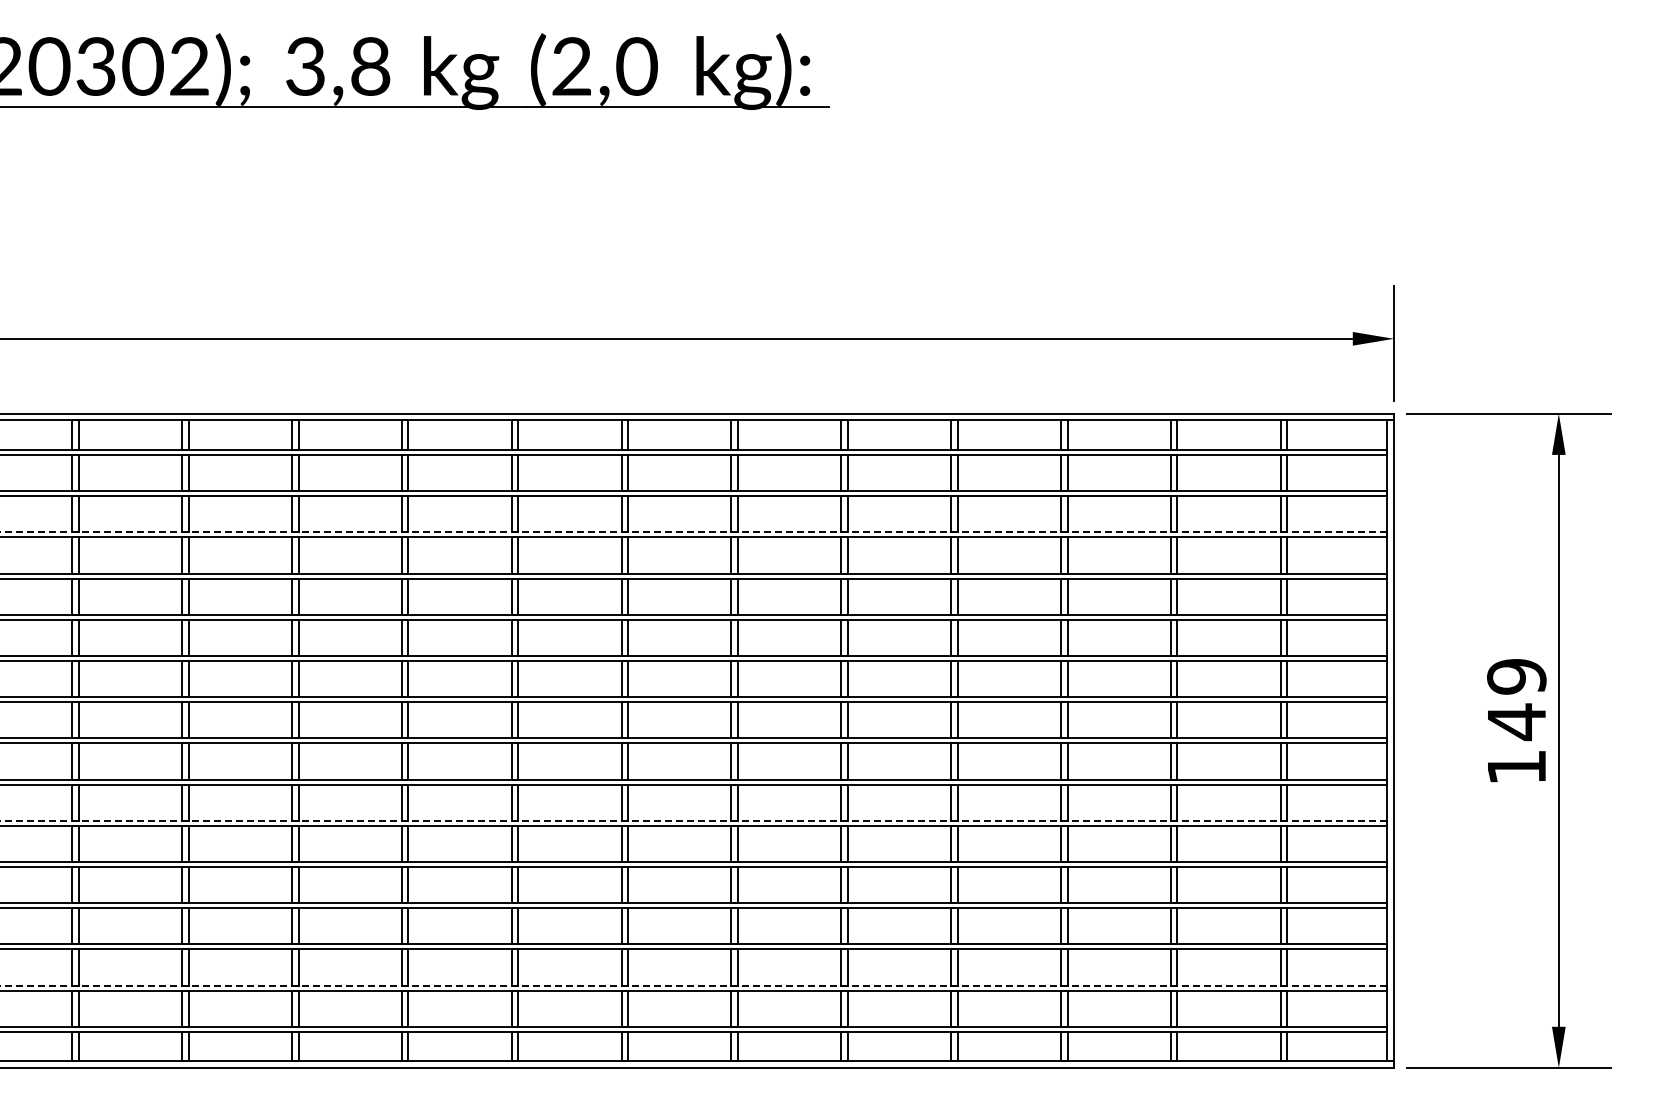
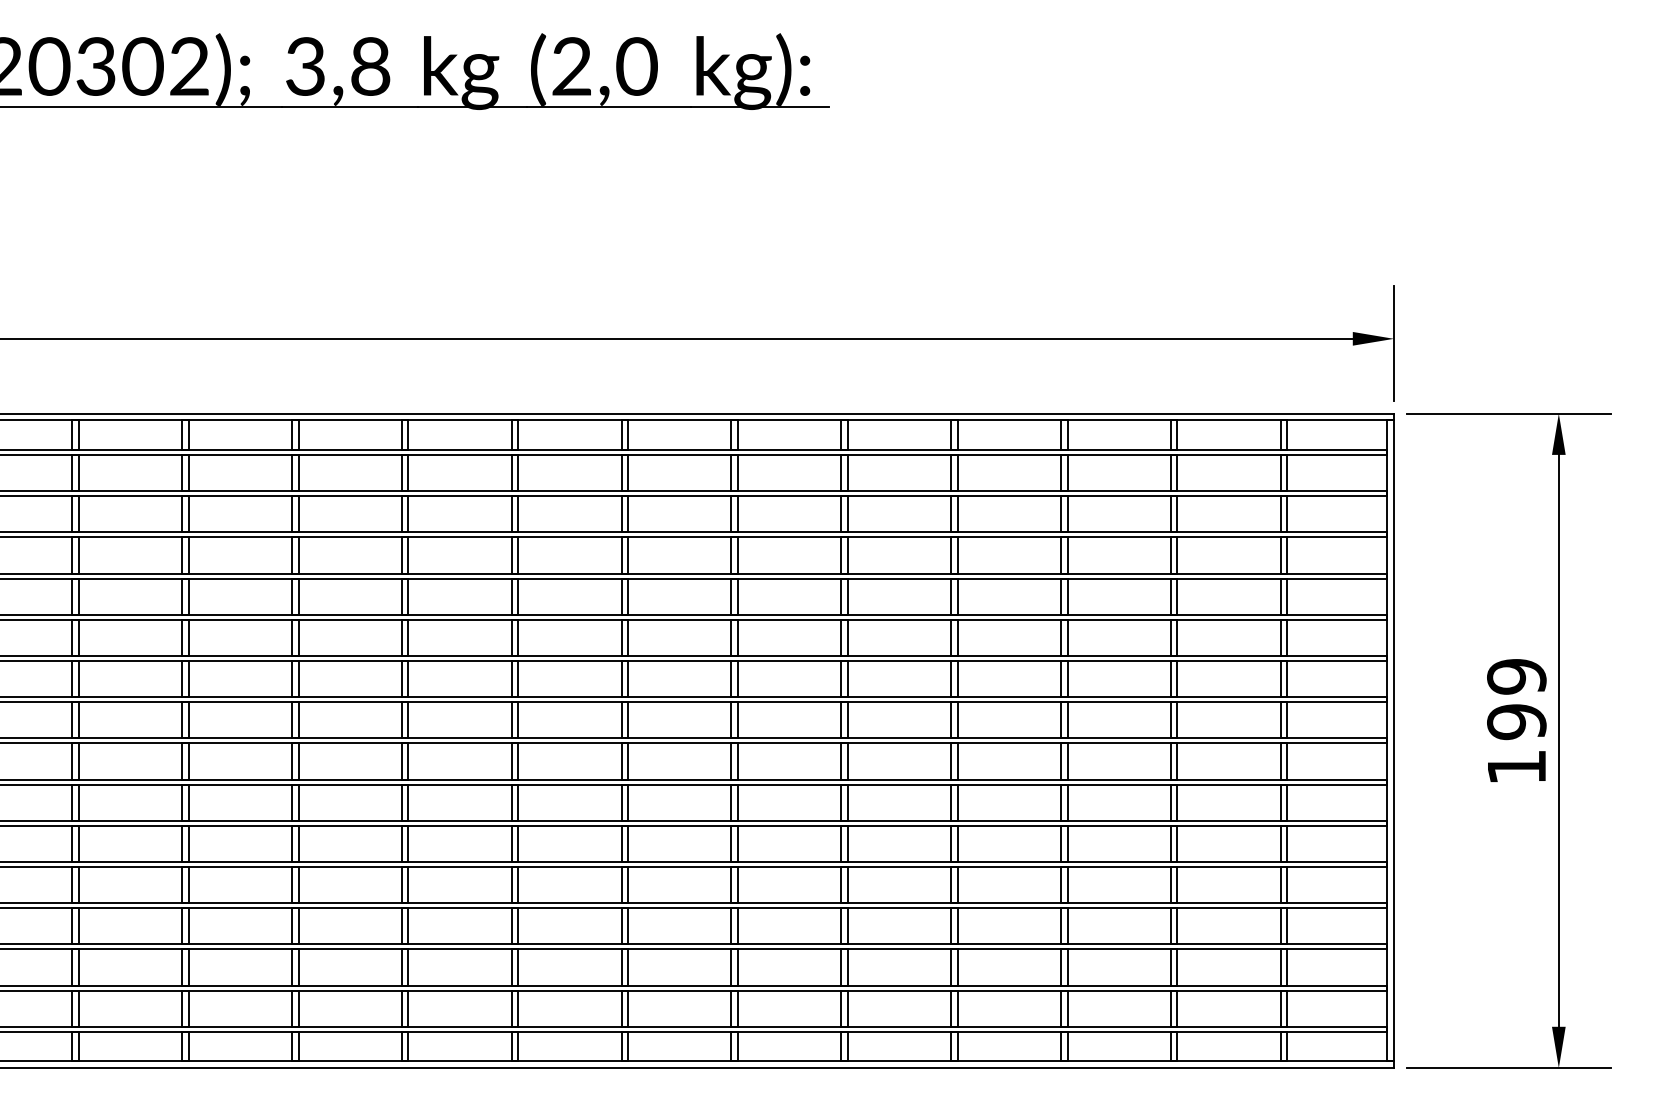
line: dashed -> solid (693, 532)
text: 149 -> 199 (1516, 722)
line: dashed -> solid (693, 820)
line: dashed -> solid (693, 985)
